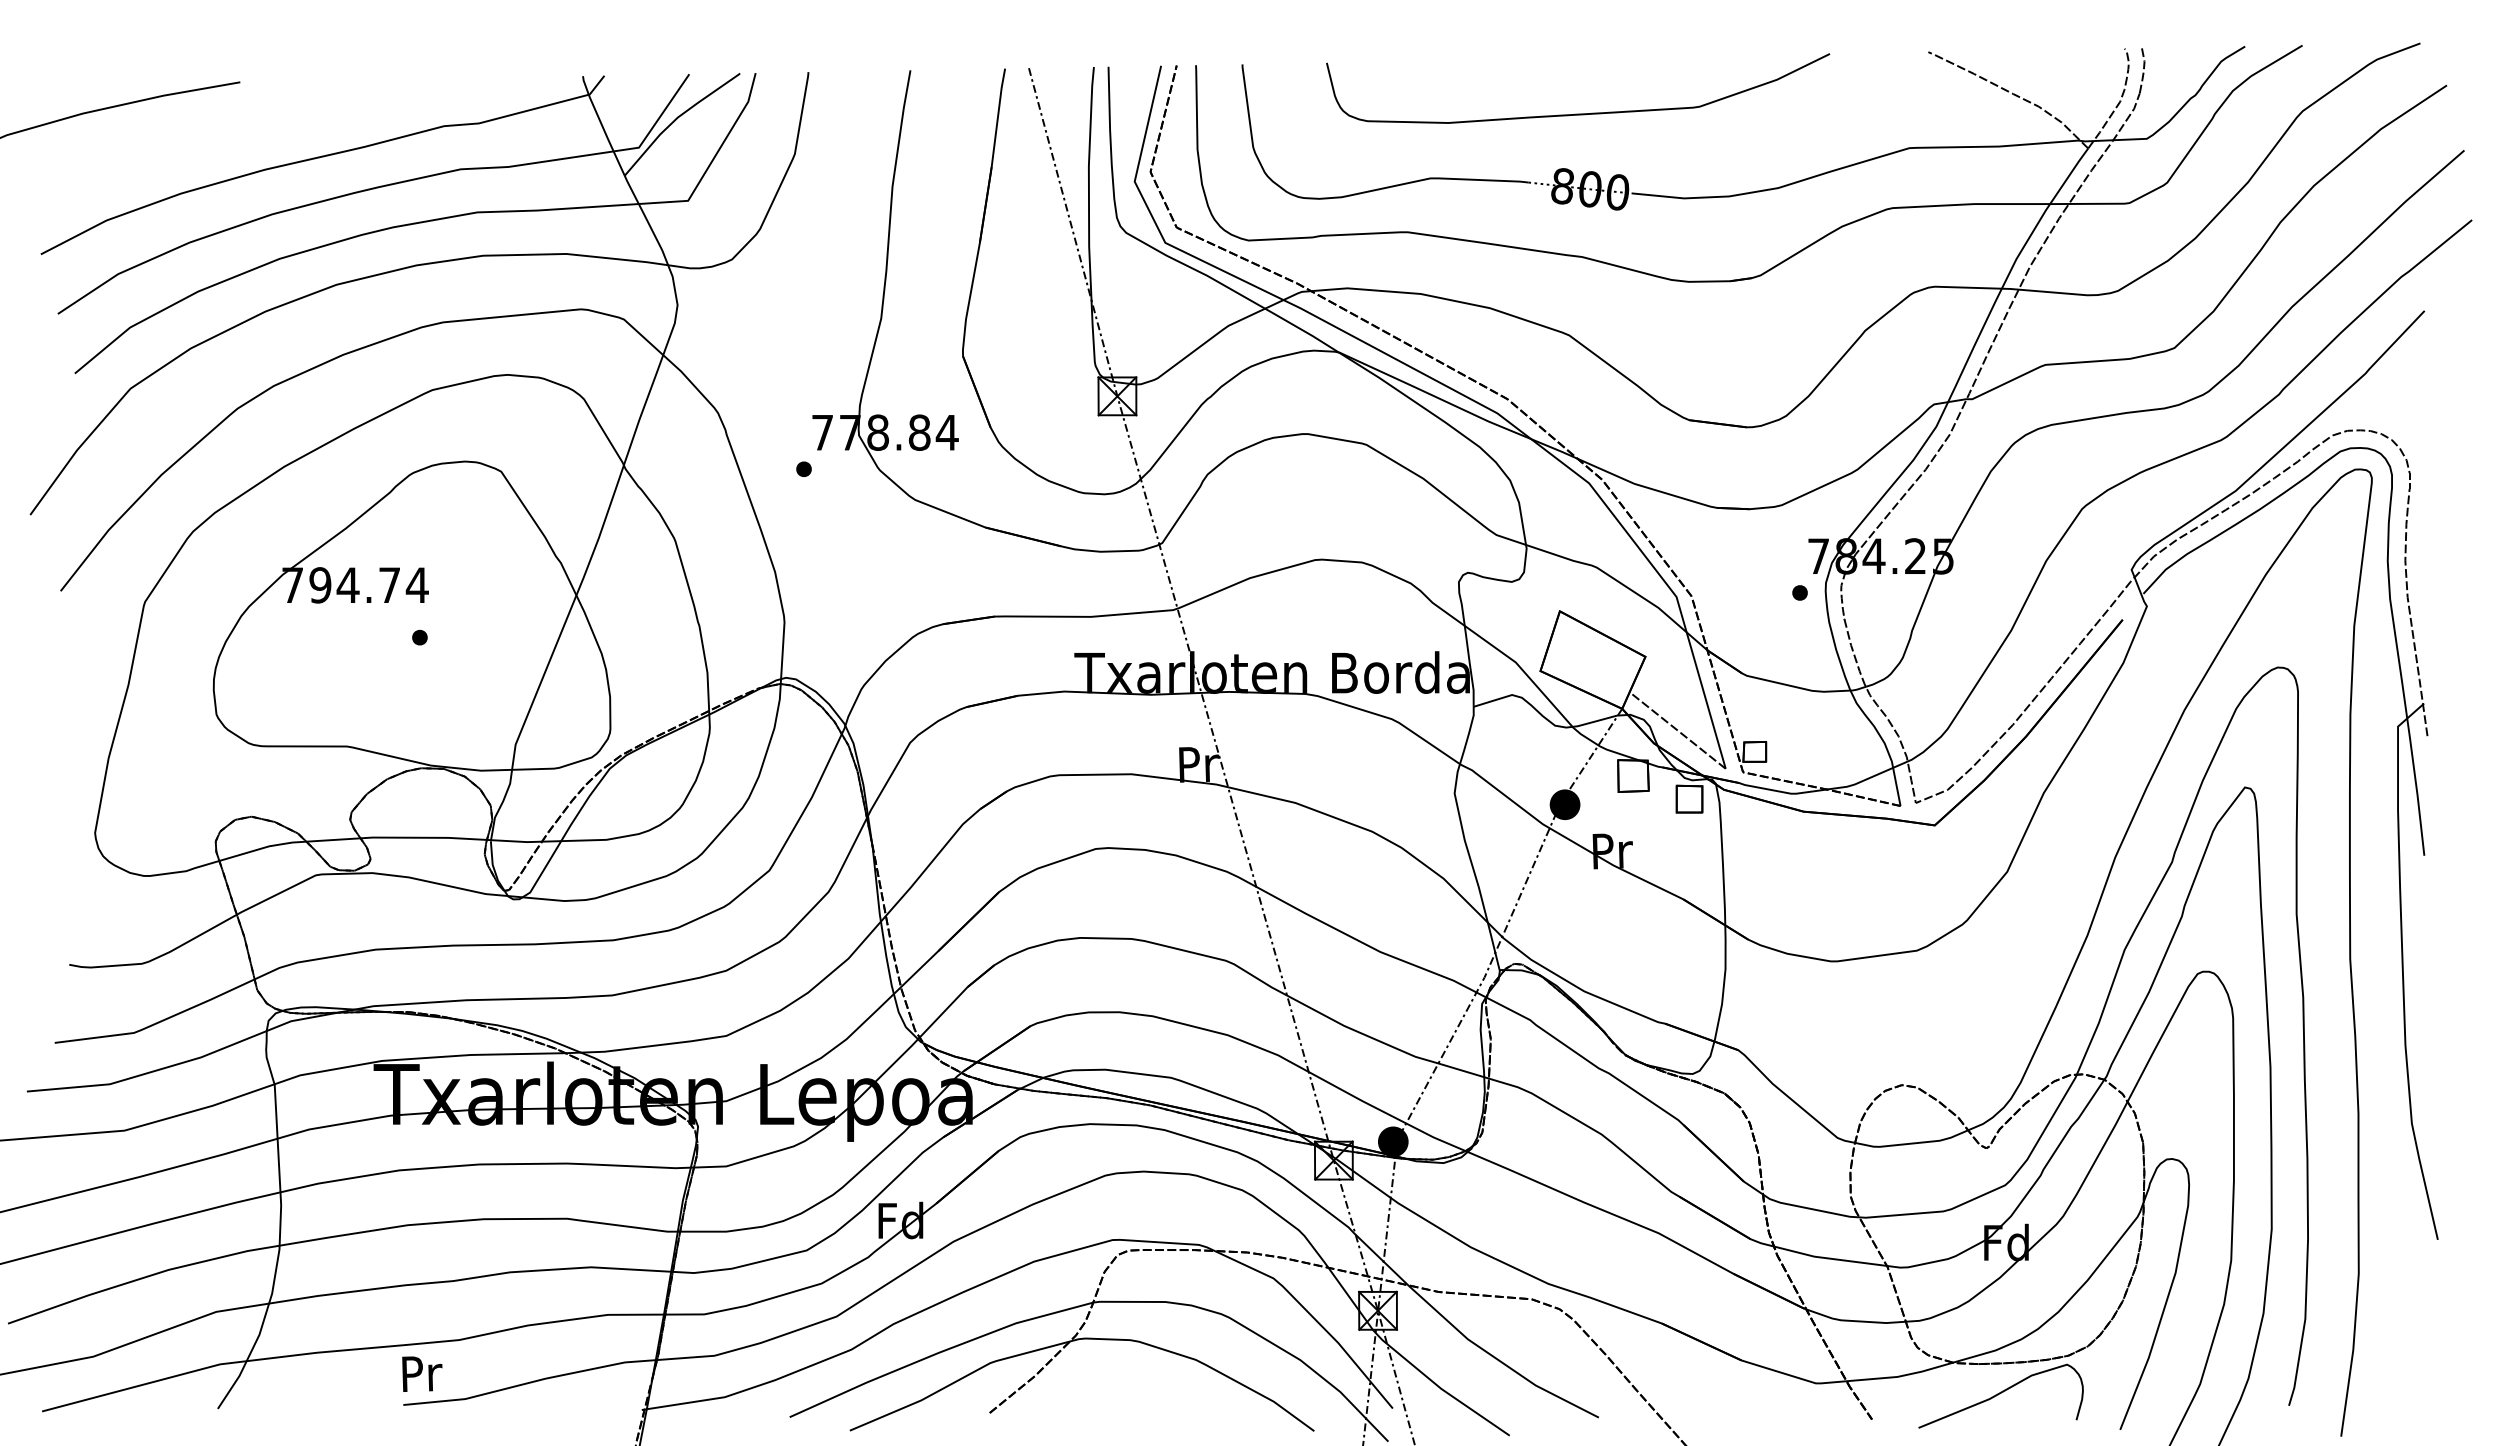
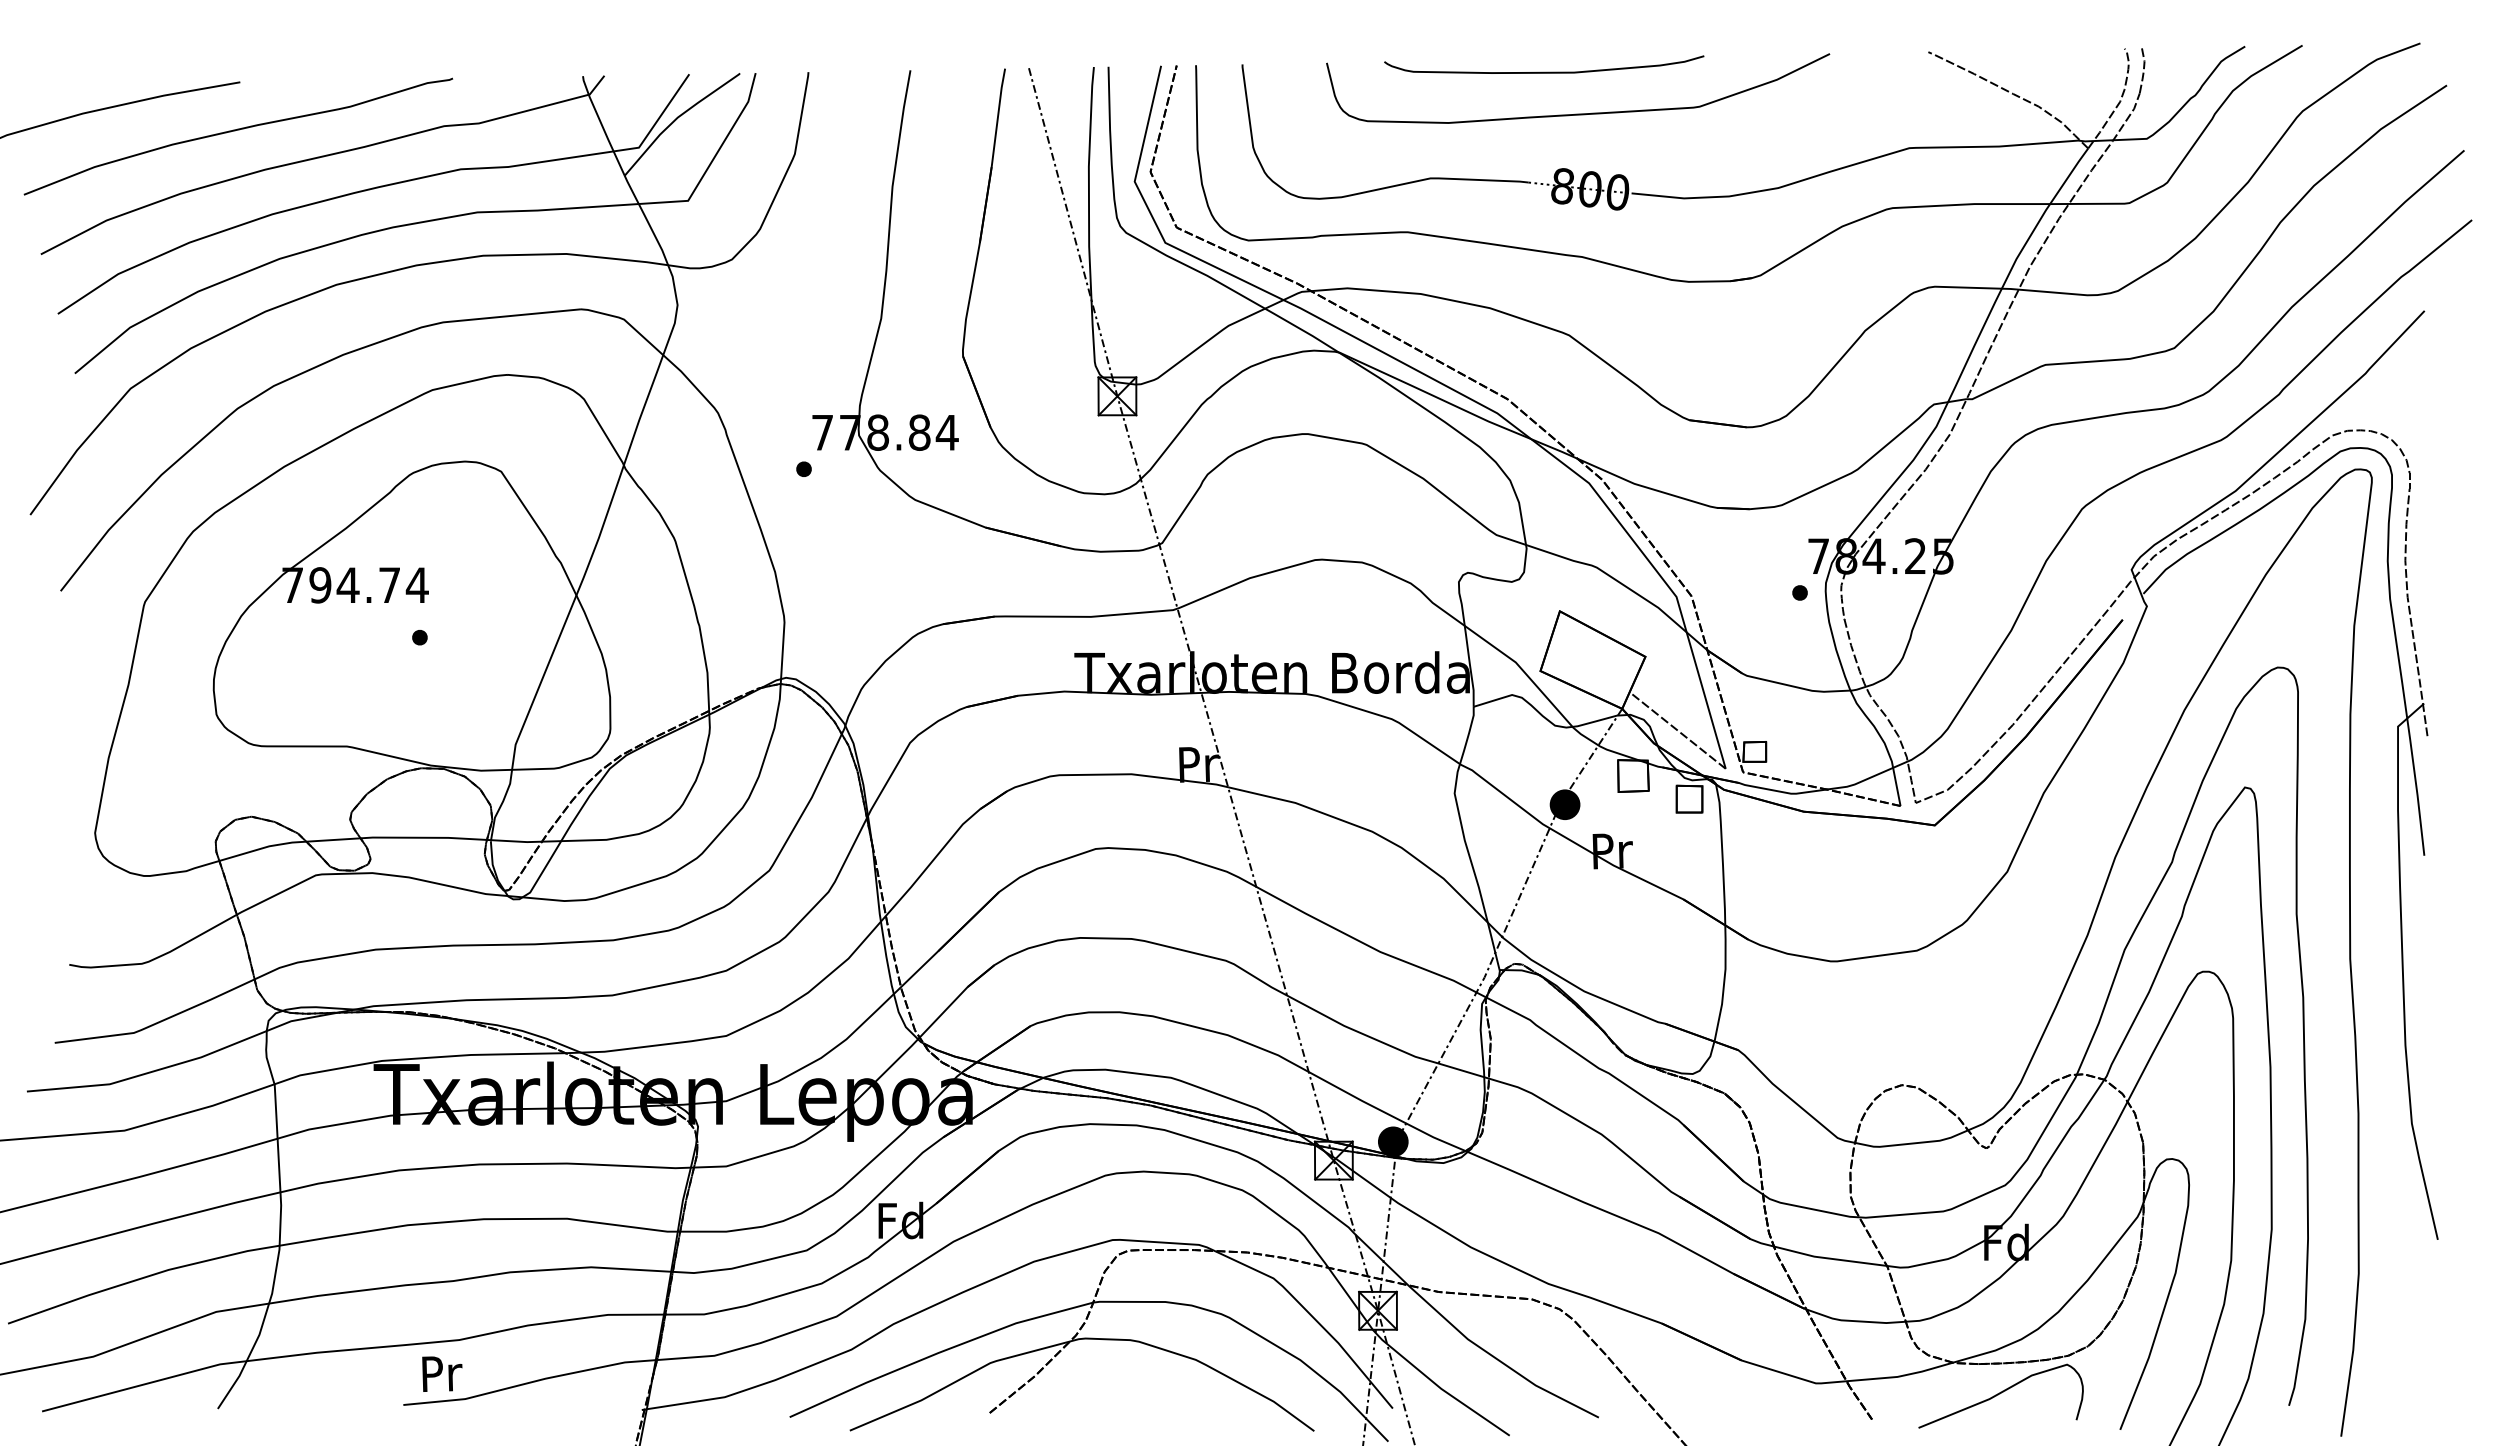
curve: none -> present (1544, 71)
curve: none -> present (235, 131)
text position: (422, 1373) -> (442, 1373) (442, 1373)
